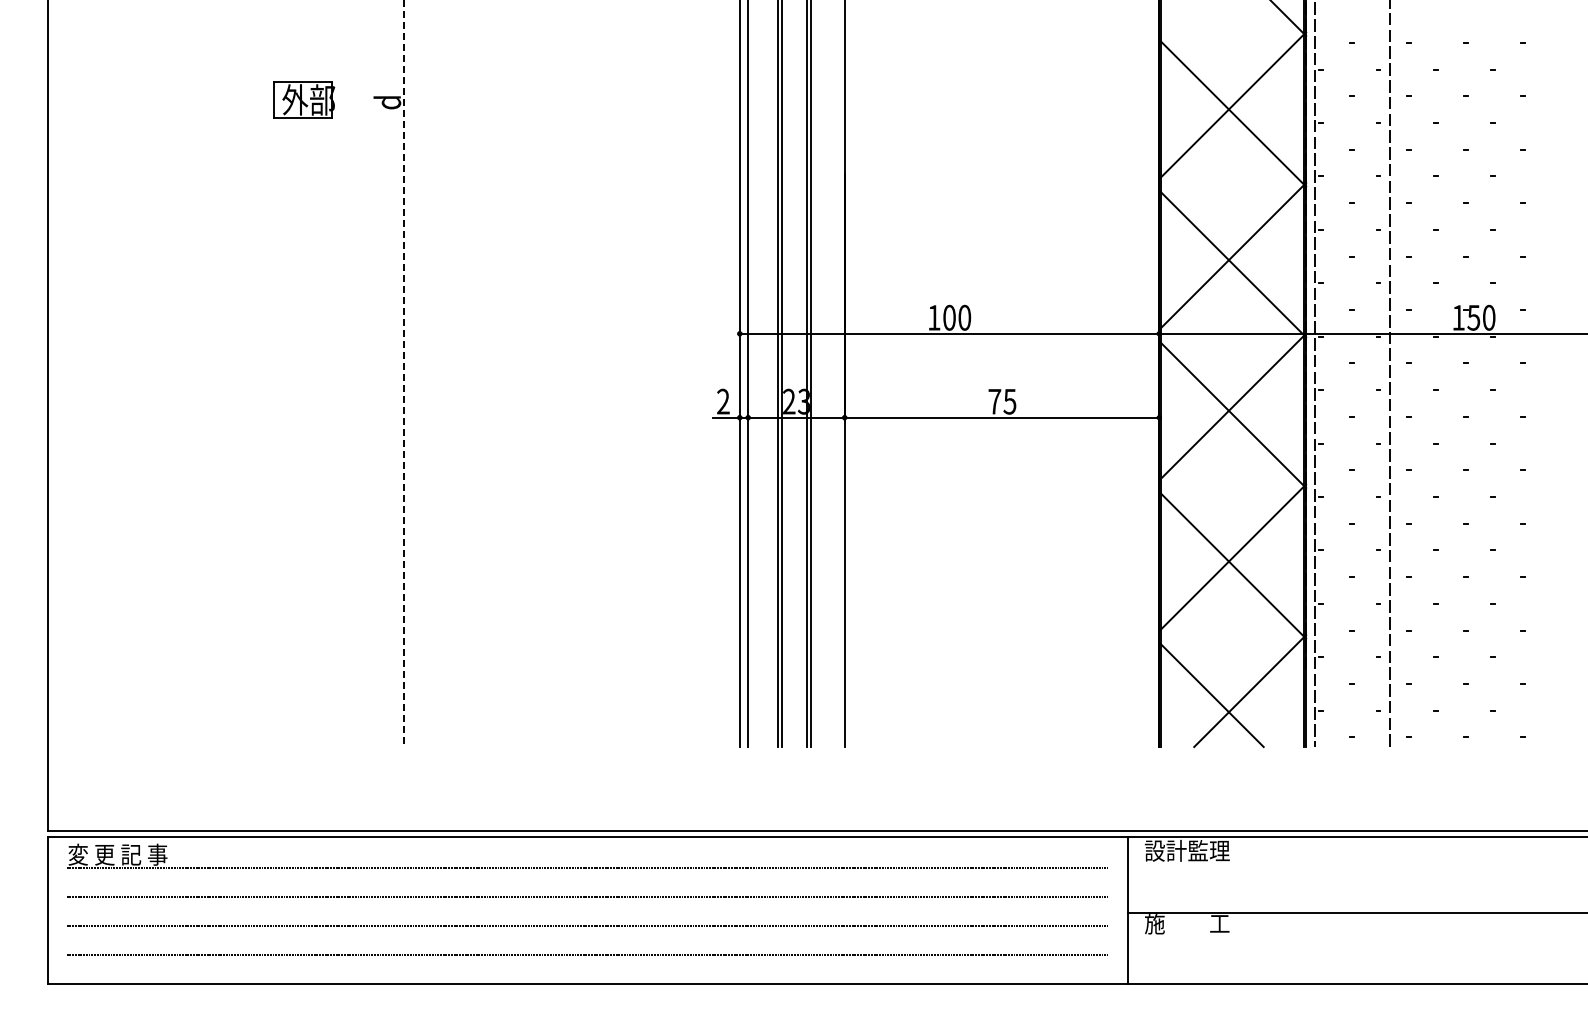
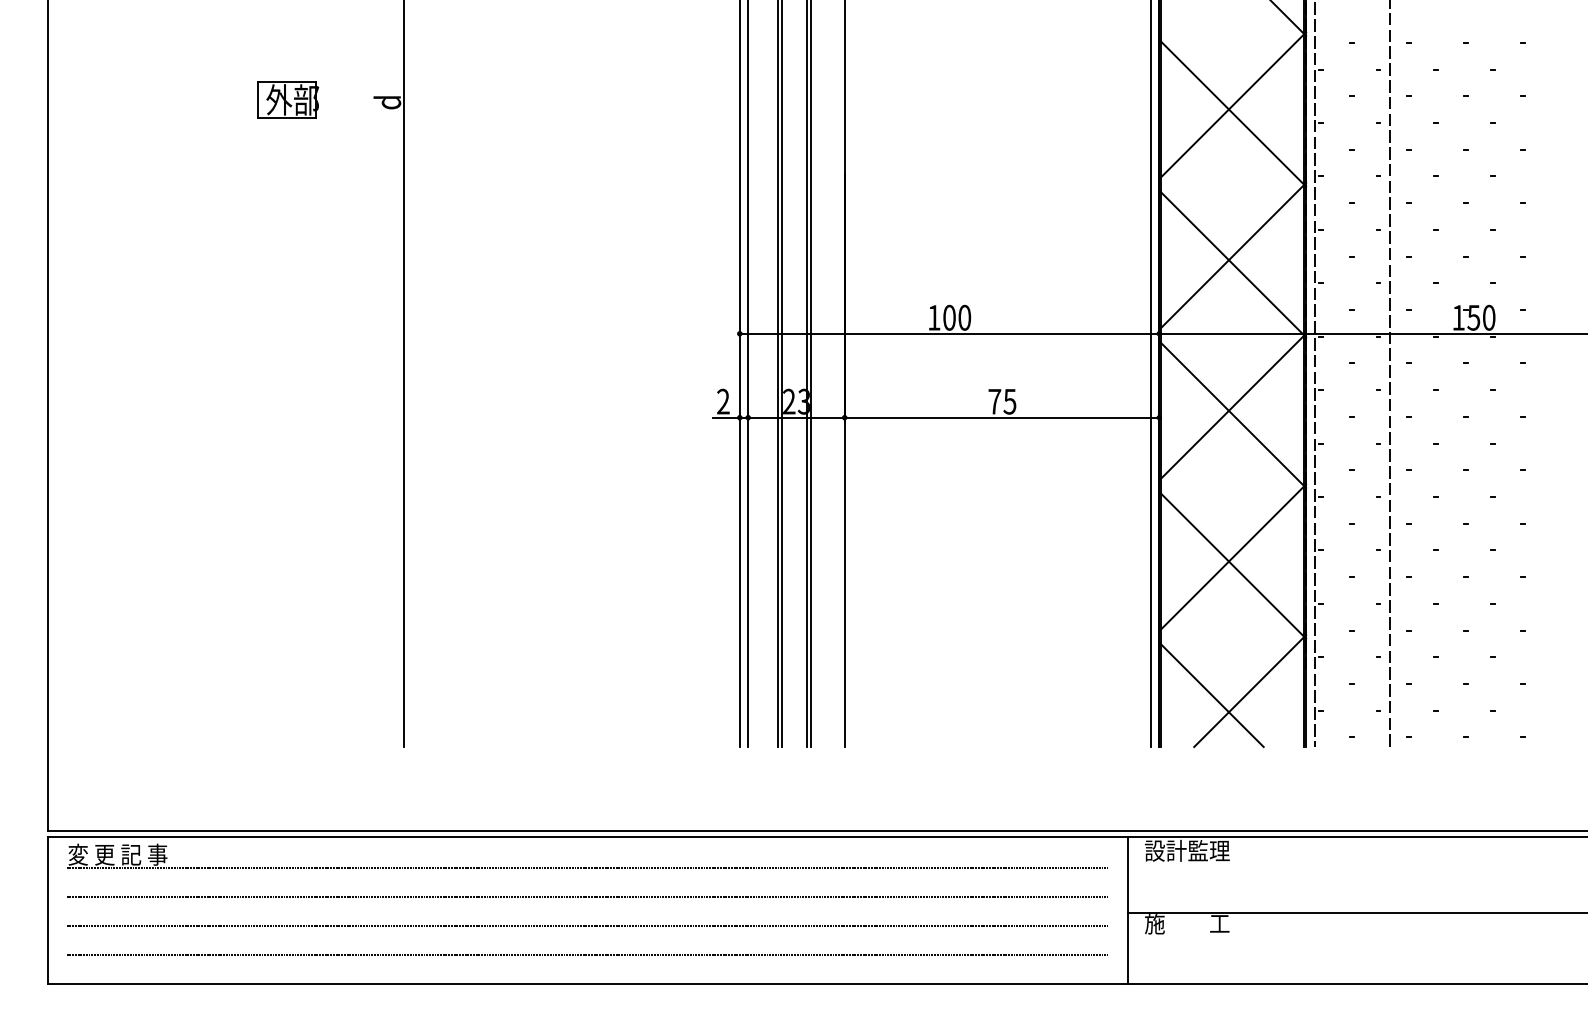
part position: (304, 99) -> (288, 99) (288, 99)
line: dashed -> solid (404, 374)
line: none -> present (1150, 374)
